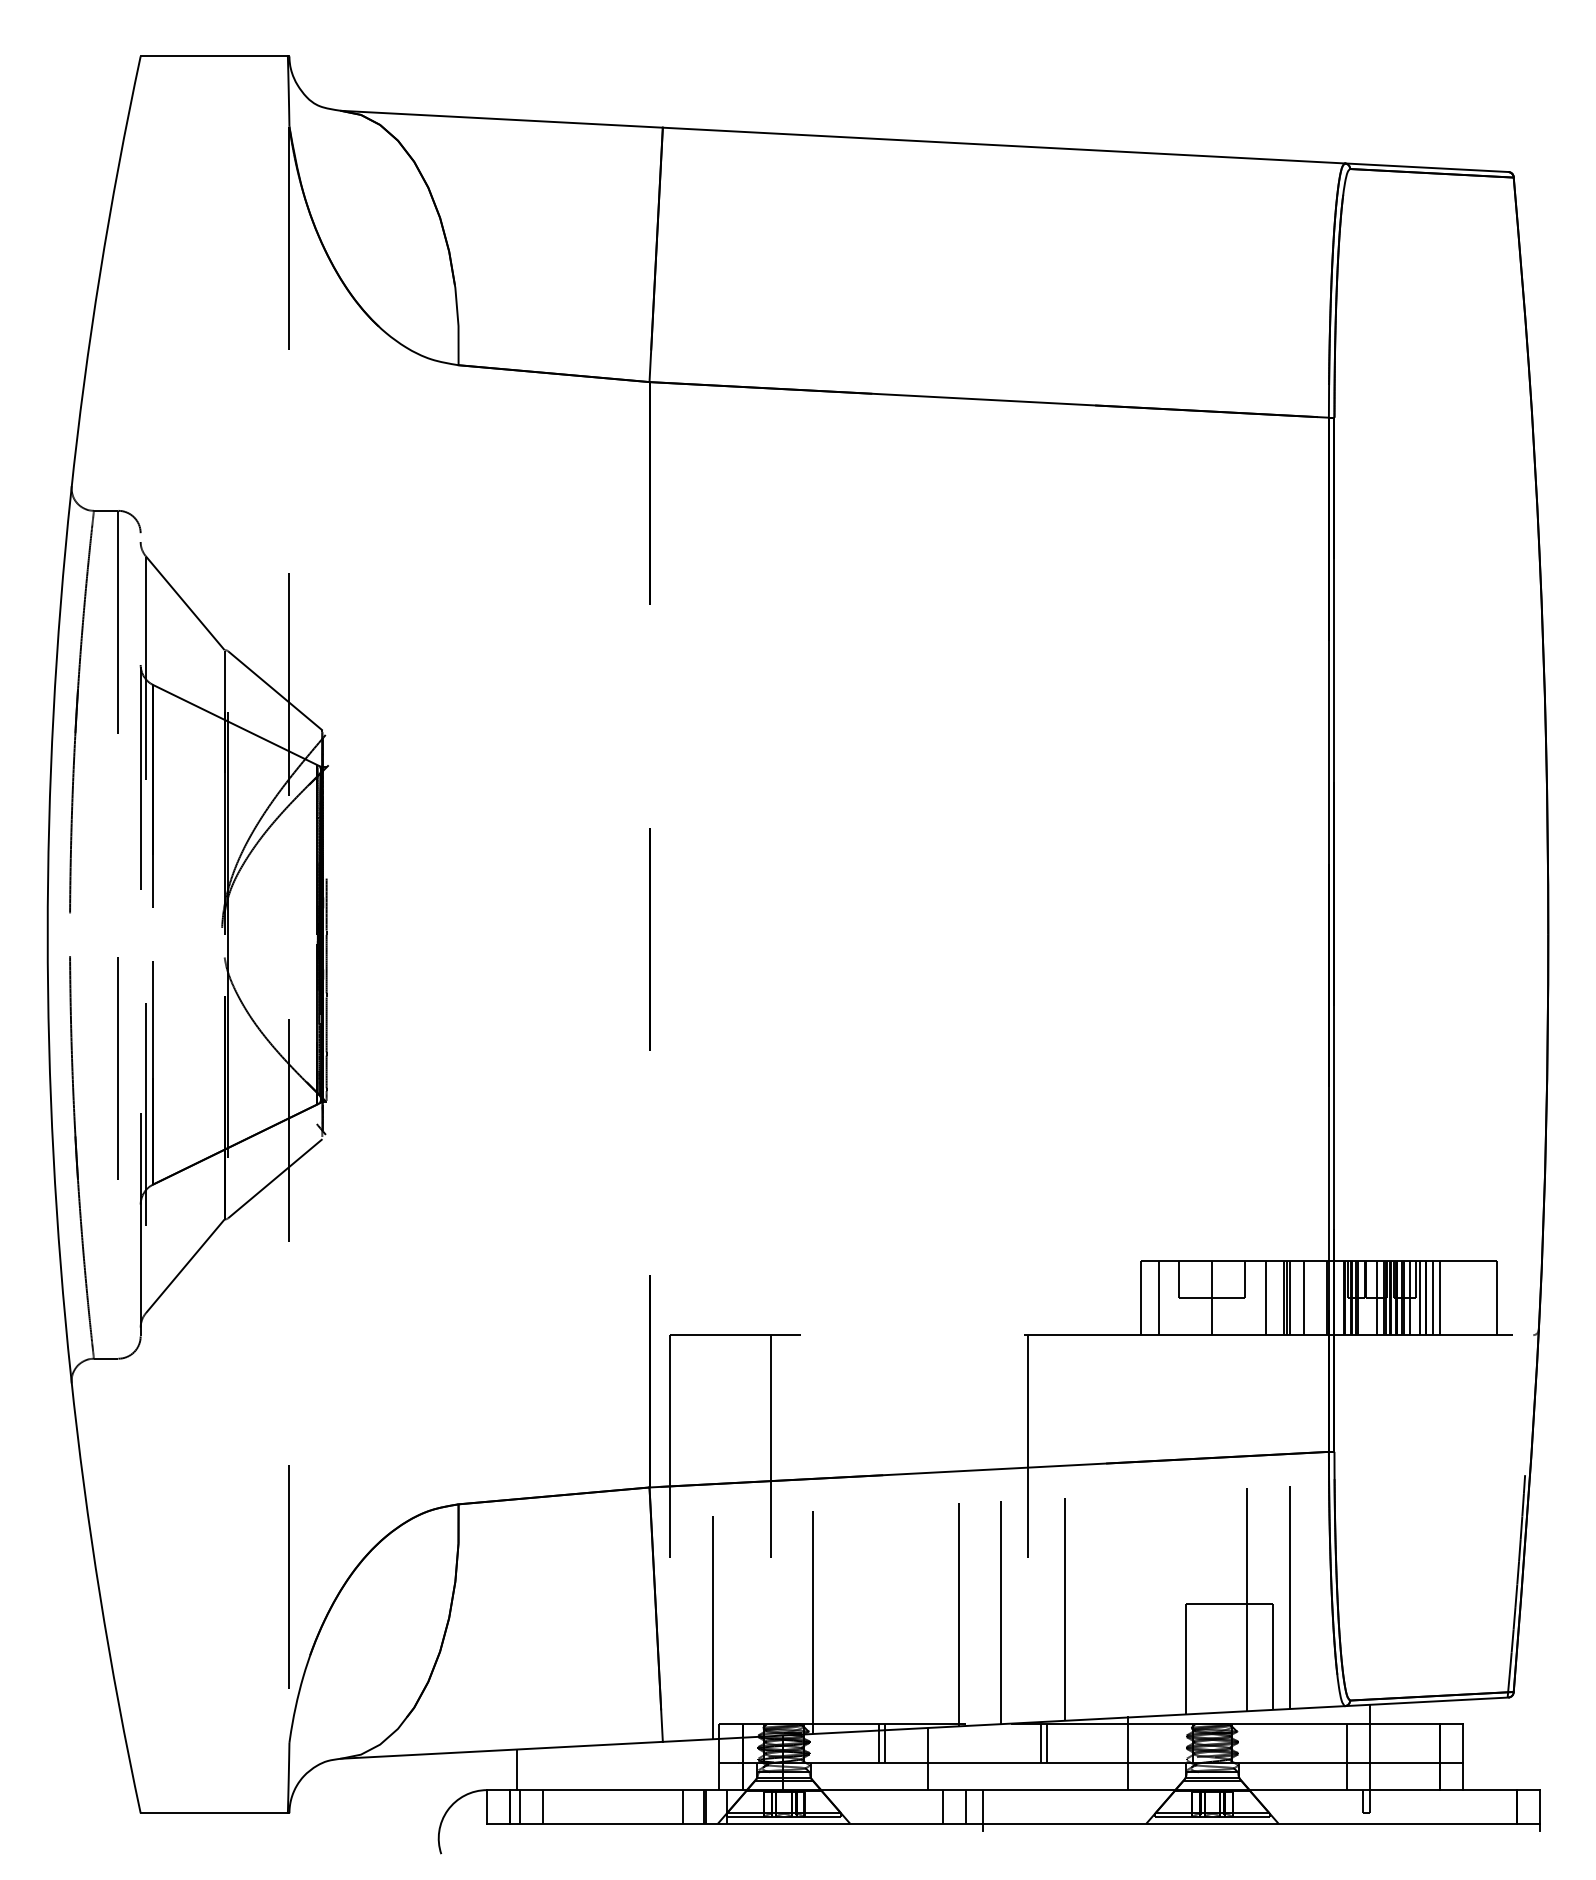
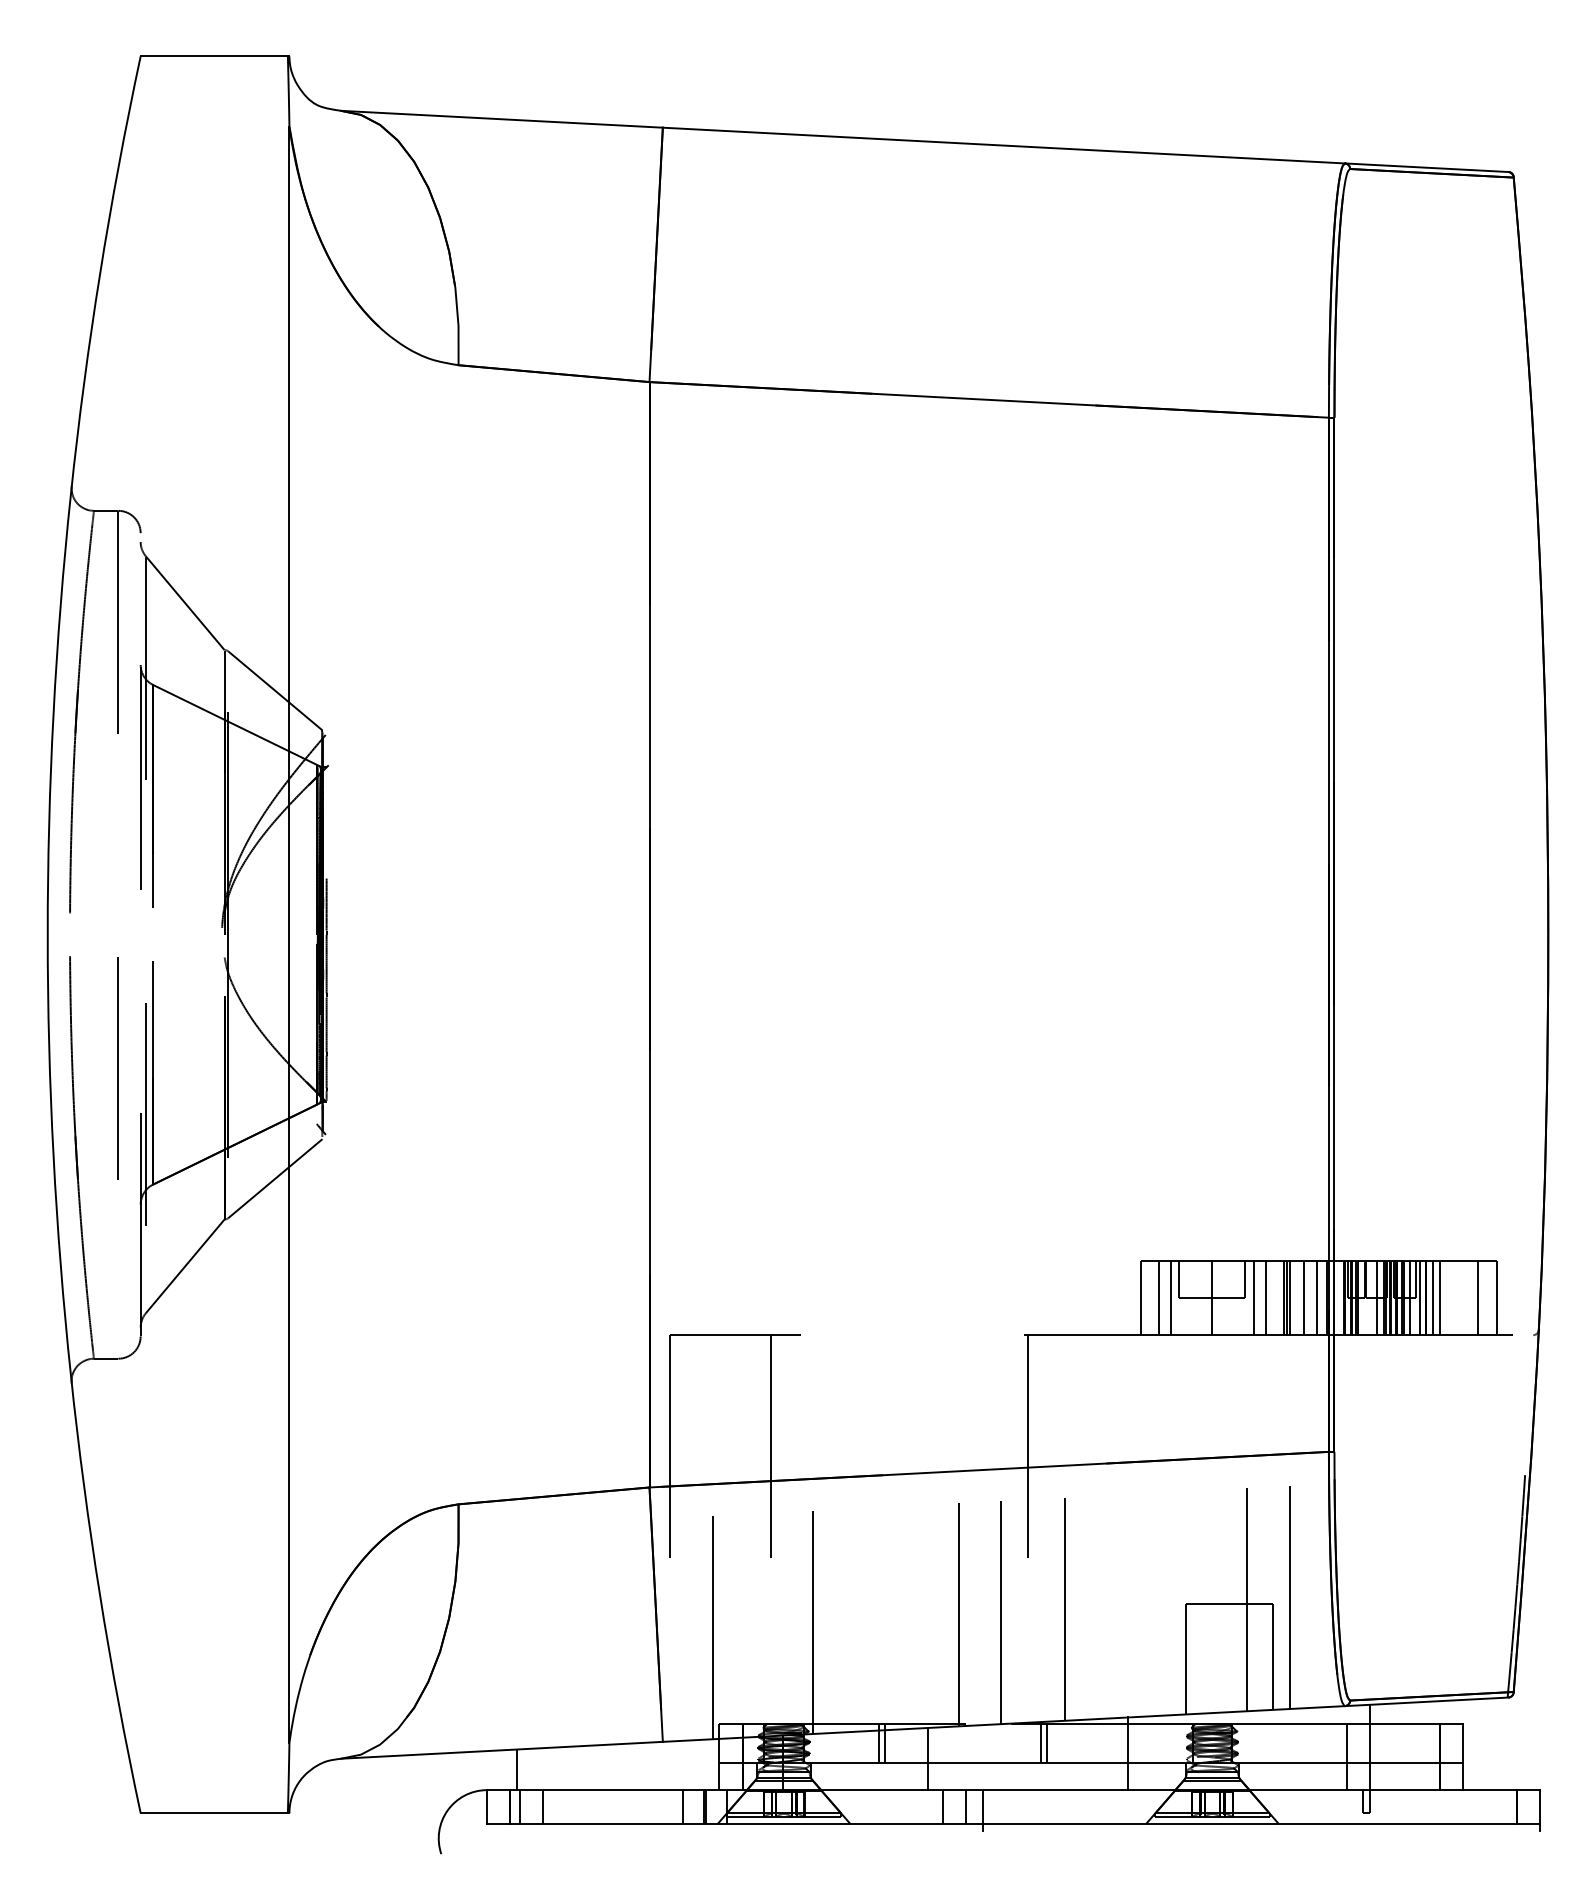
line: dashed -> solid (649, 934)
line: dashed -> solid (289, 935)
line: none -> present (1170, 1297)
line: none -> present (1253, 1297)
line: none -> present (1317, 1297)
line: none -> present (1477, 1297)
